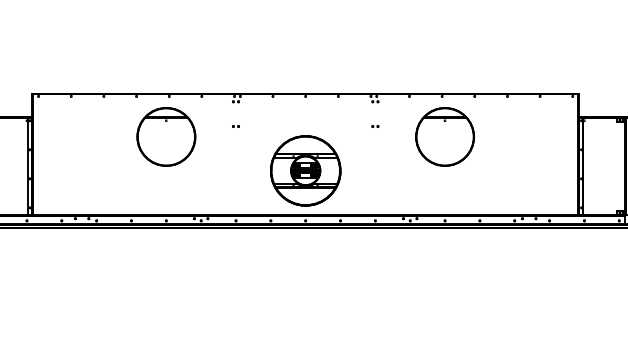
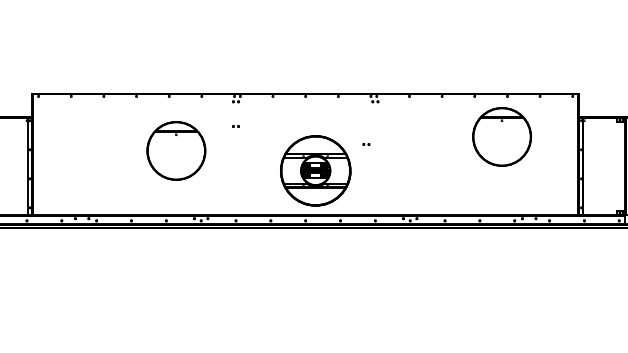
part position: (375, 126) -> (366, 144) (366, 144)
part position: (166, 136) -> (176, 150) (176, 150)
part position: (444, 136) -> (501, 136) (501, 136)
part position: (305, 170) -> (315, 170) (315, 170)
